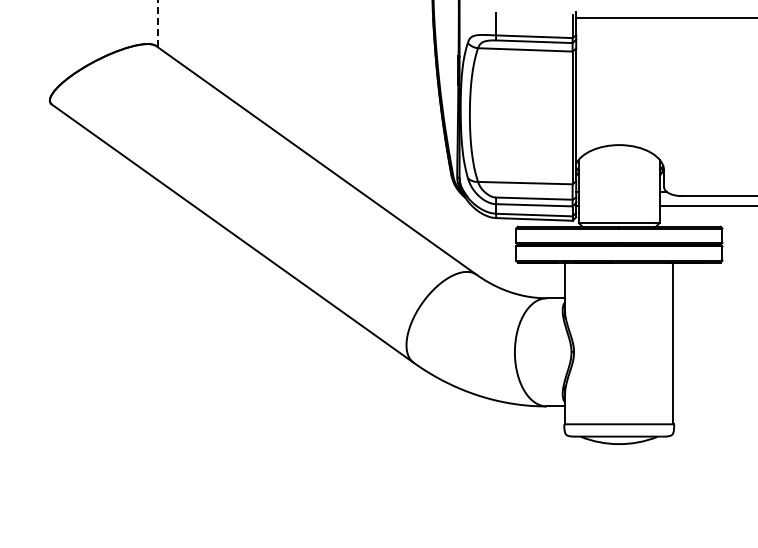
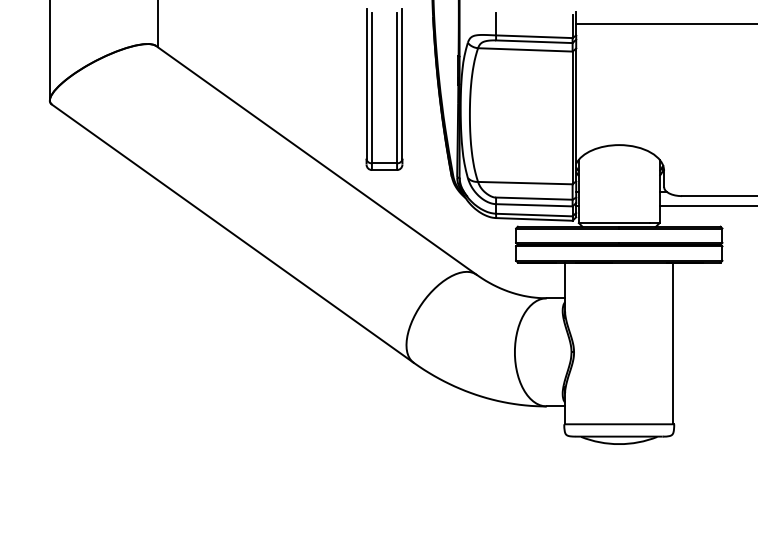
line position: (665, 17) -> (665, 23) (665, 23)
line: dashed -> solid (158, 23)
line: none -> present (49, 51)
part: none -> present (372, 89)
